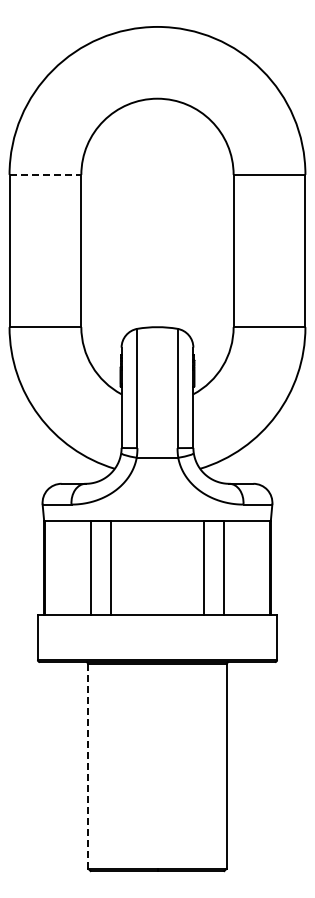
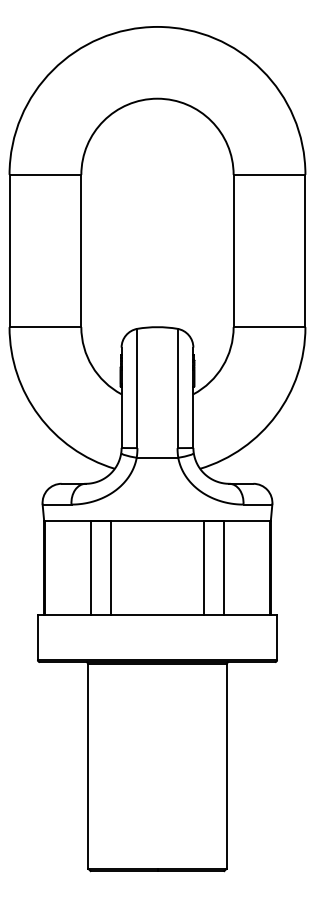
line: dashed -> solid (45, 174)
line: dashed -> solid (88, 767)
